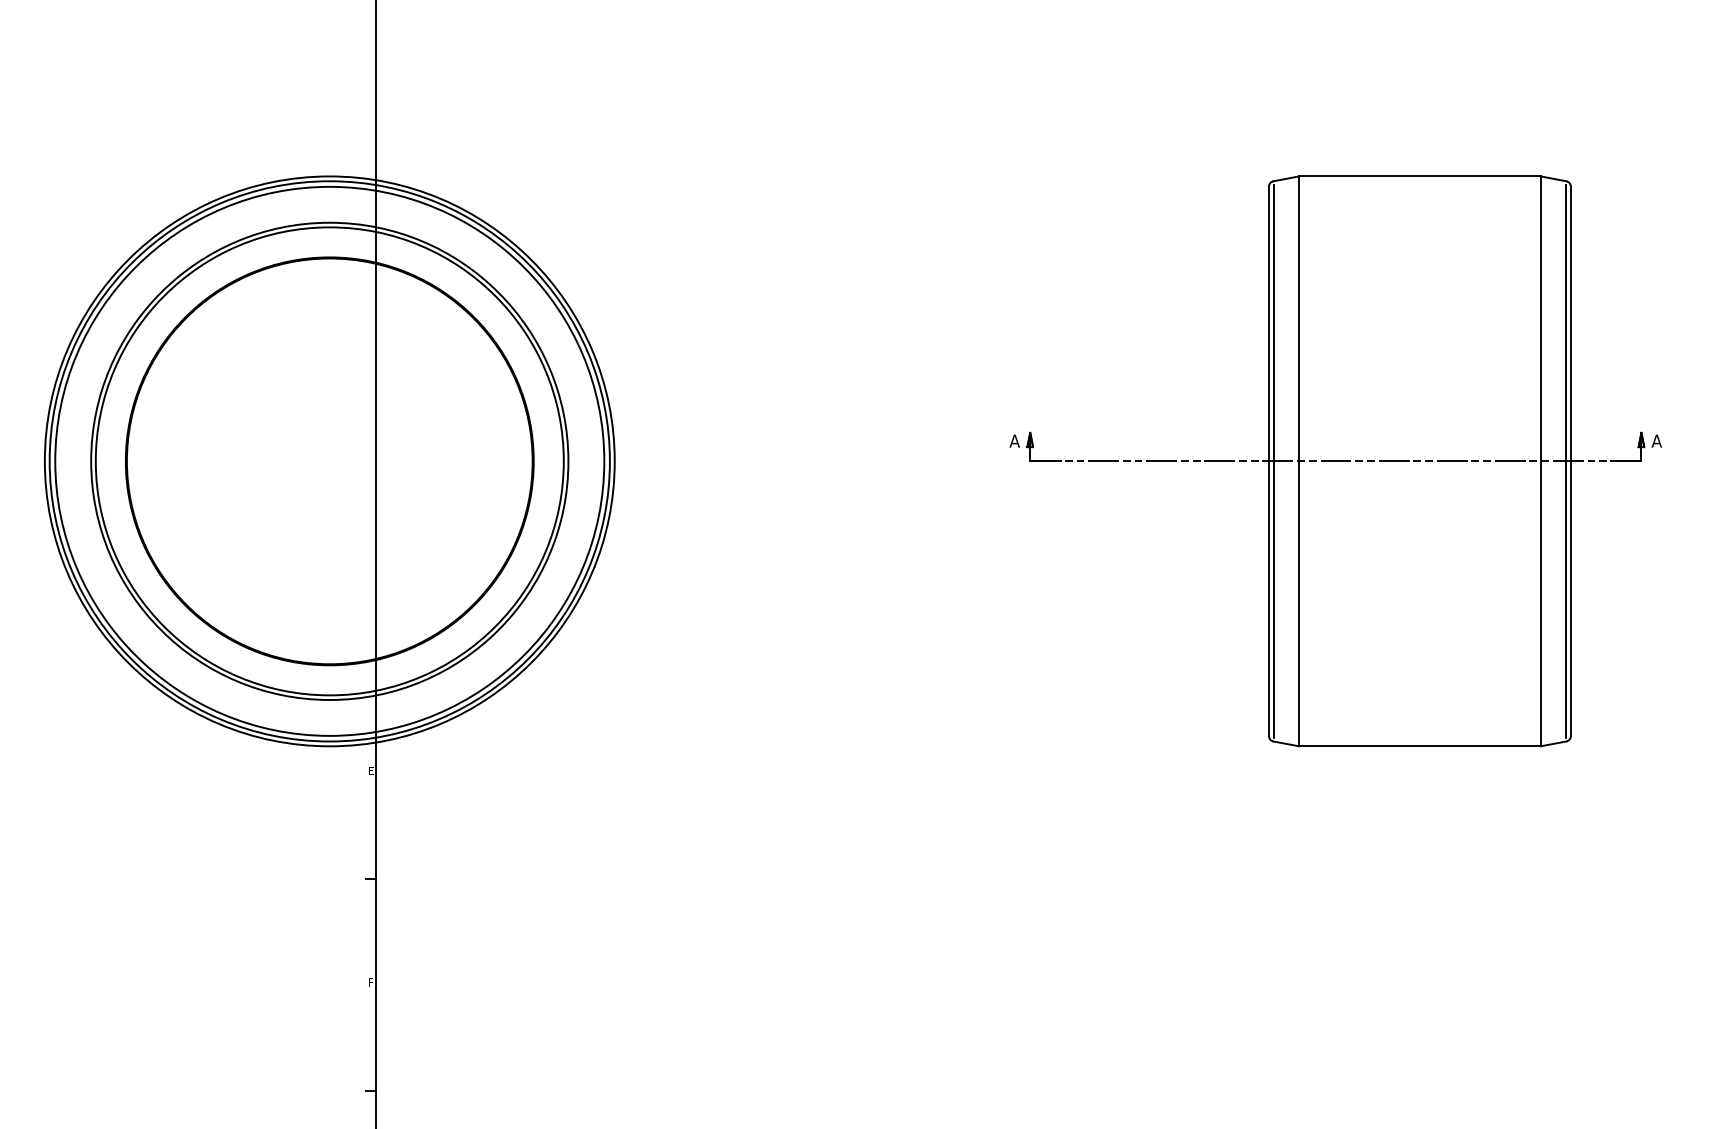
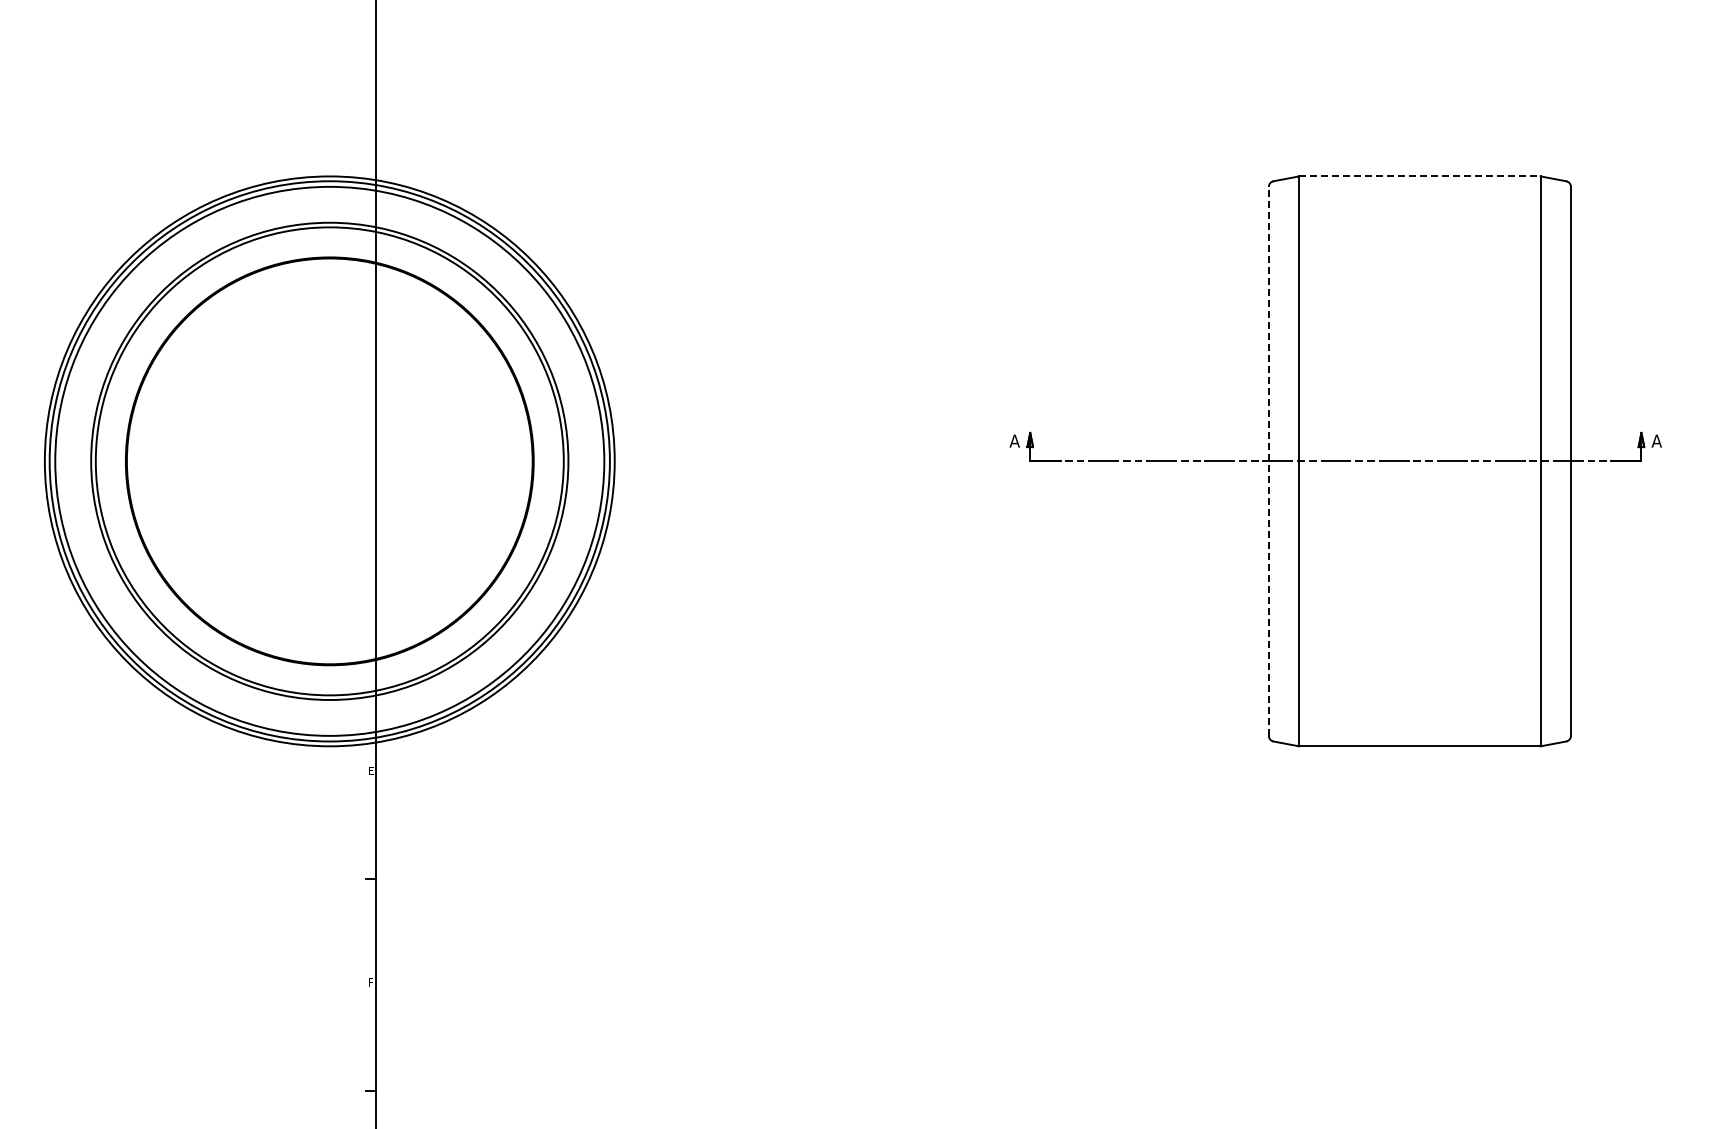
line: solid -> dashed (1419, 176)
line: solid -> dashed (1268, 461)
line: present -> none (1273, 461)
line: present -> none (1566, 461)
